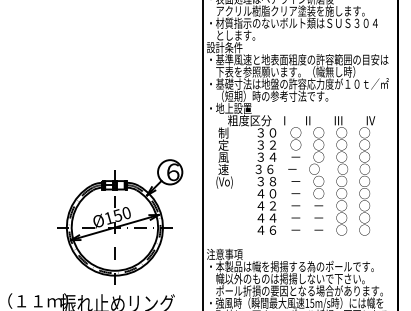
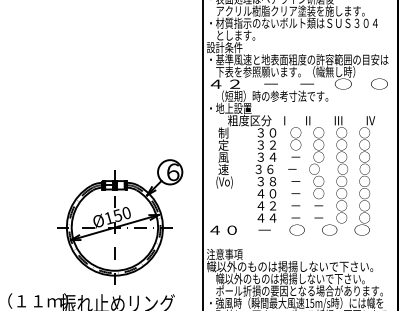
text: ・基礎寸法は地盤の許容応力度が１０ｔ／㎡ -> ４２    －    －    ○    ○ (299, 83)
text: ４６    －    －    ○    ○ -> ４０    －    ○    ○    ○ (290, 229)
text: ・本製品は幟を掲揚する為のポールです。 -> 幟以外のものは掲揚しないで下さい。 (290, 266)
